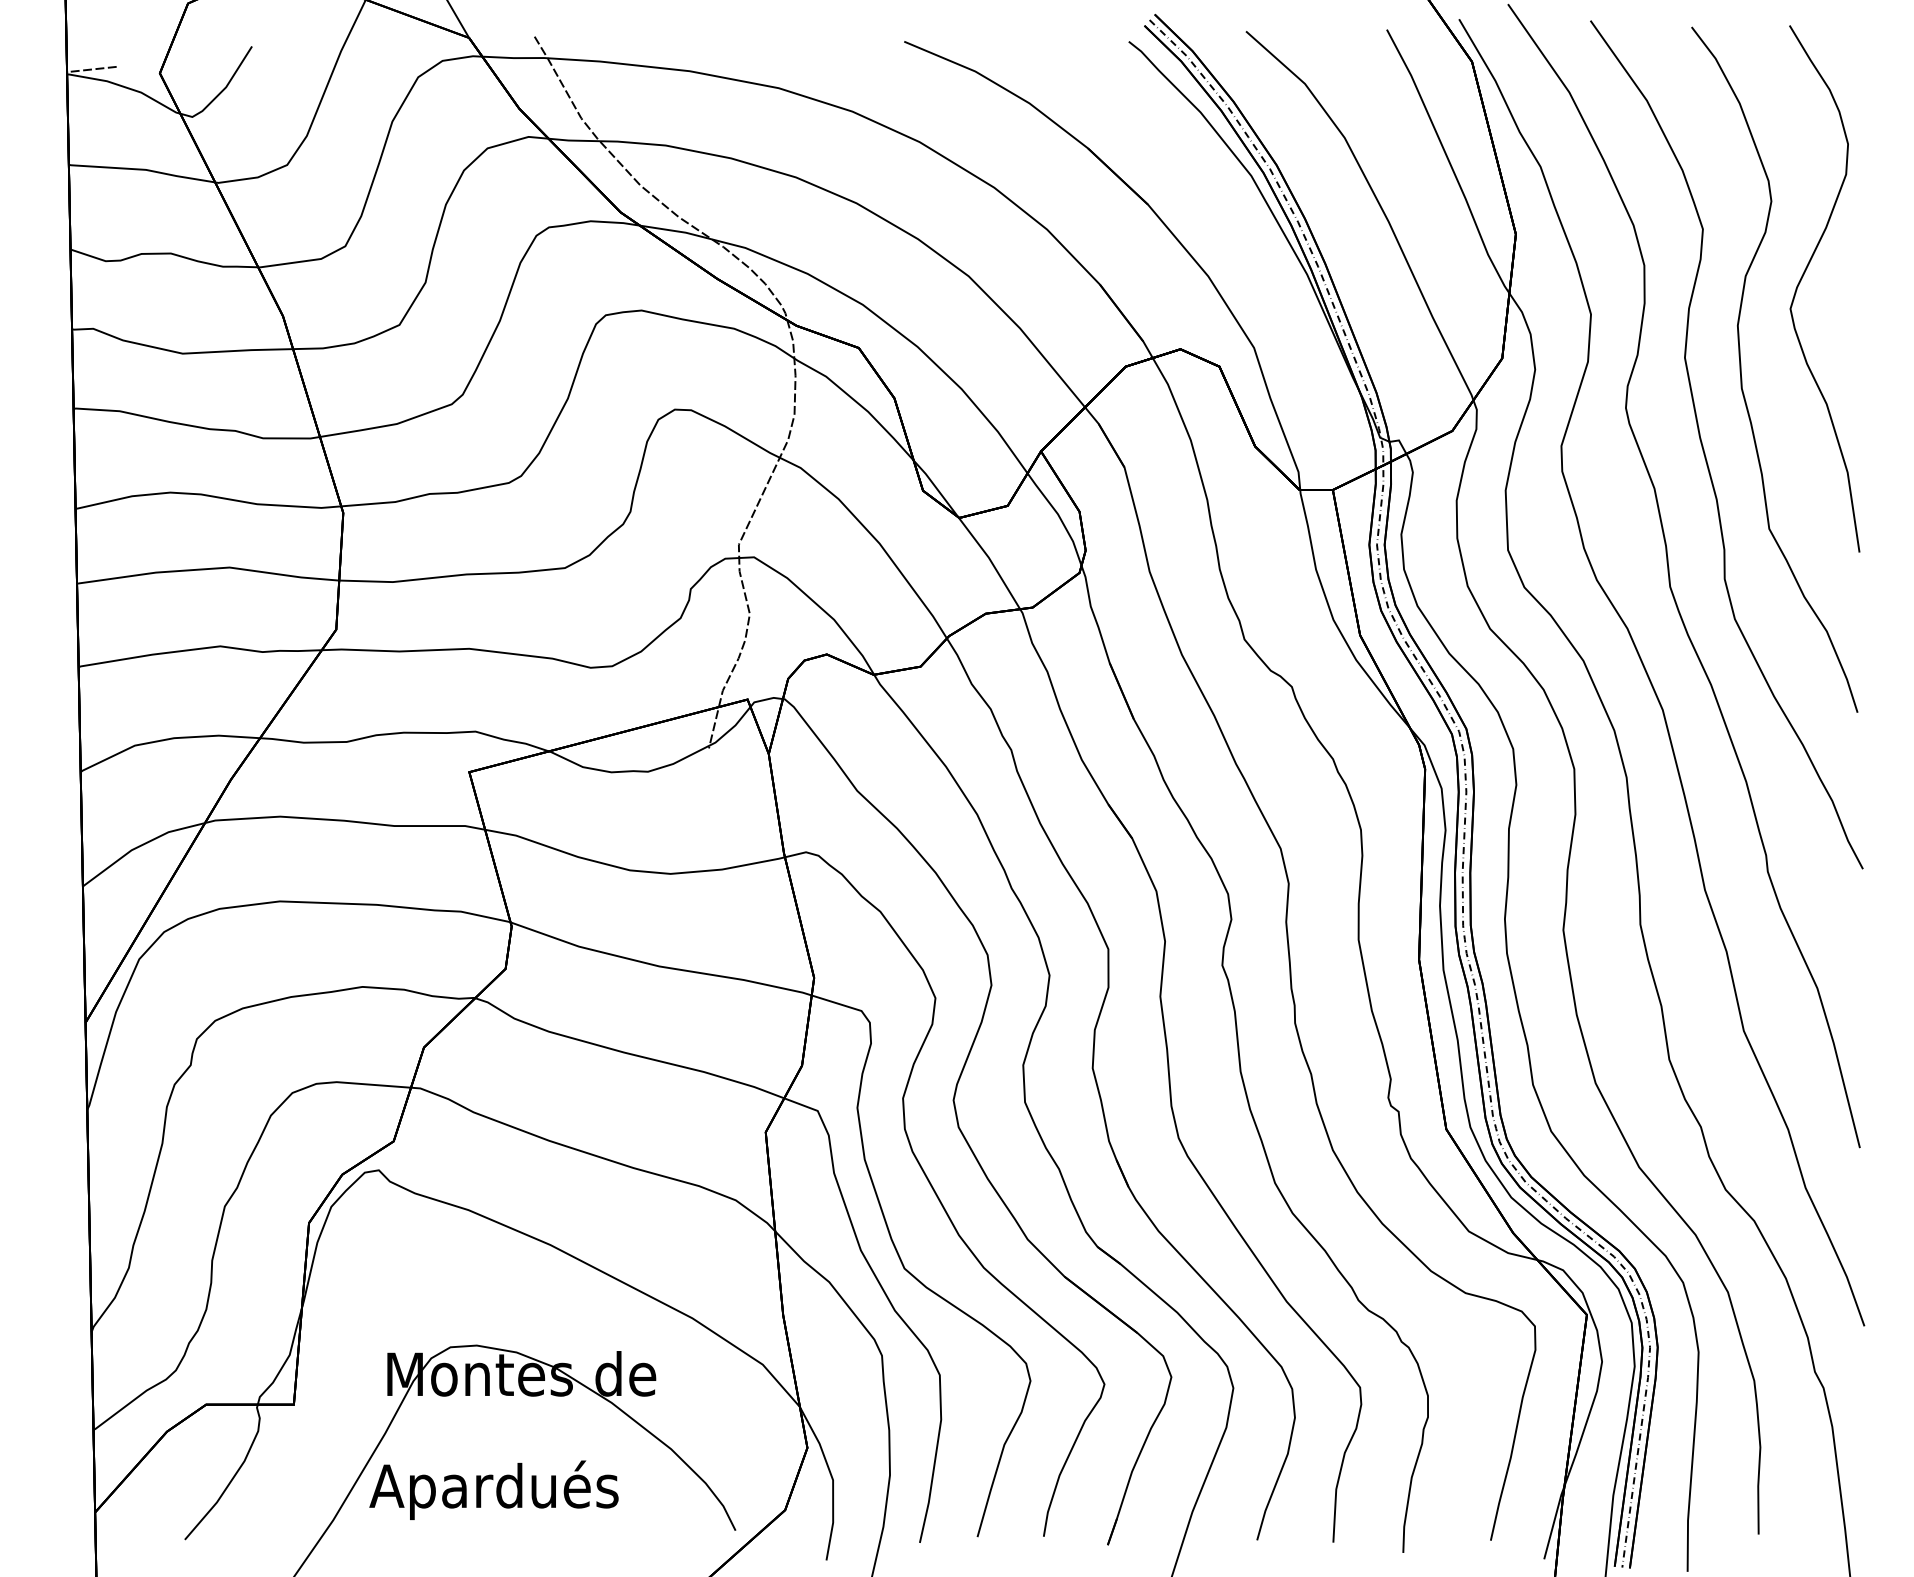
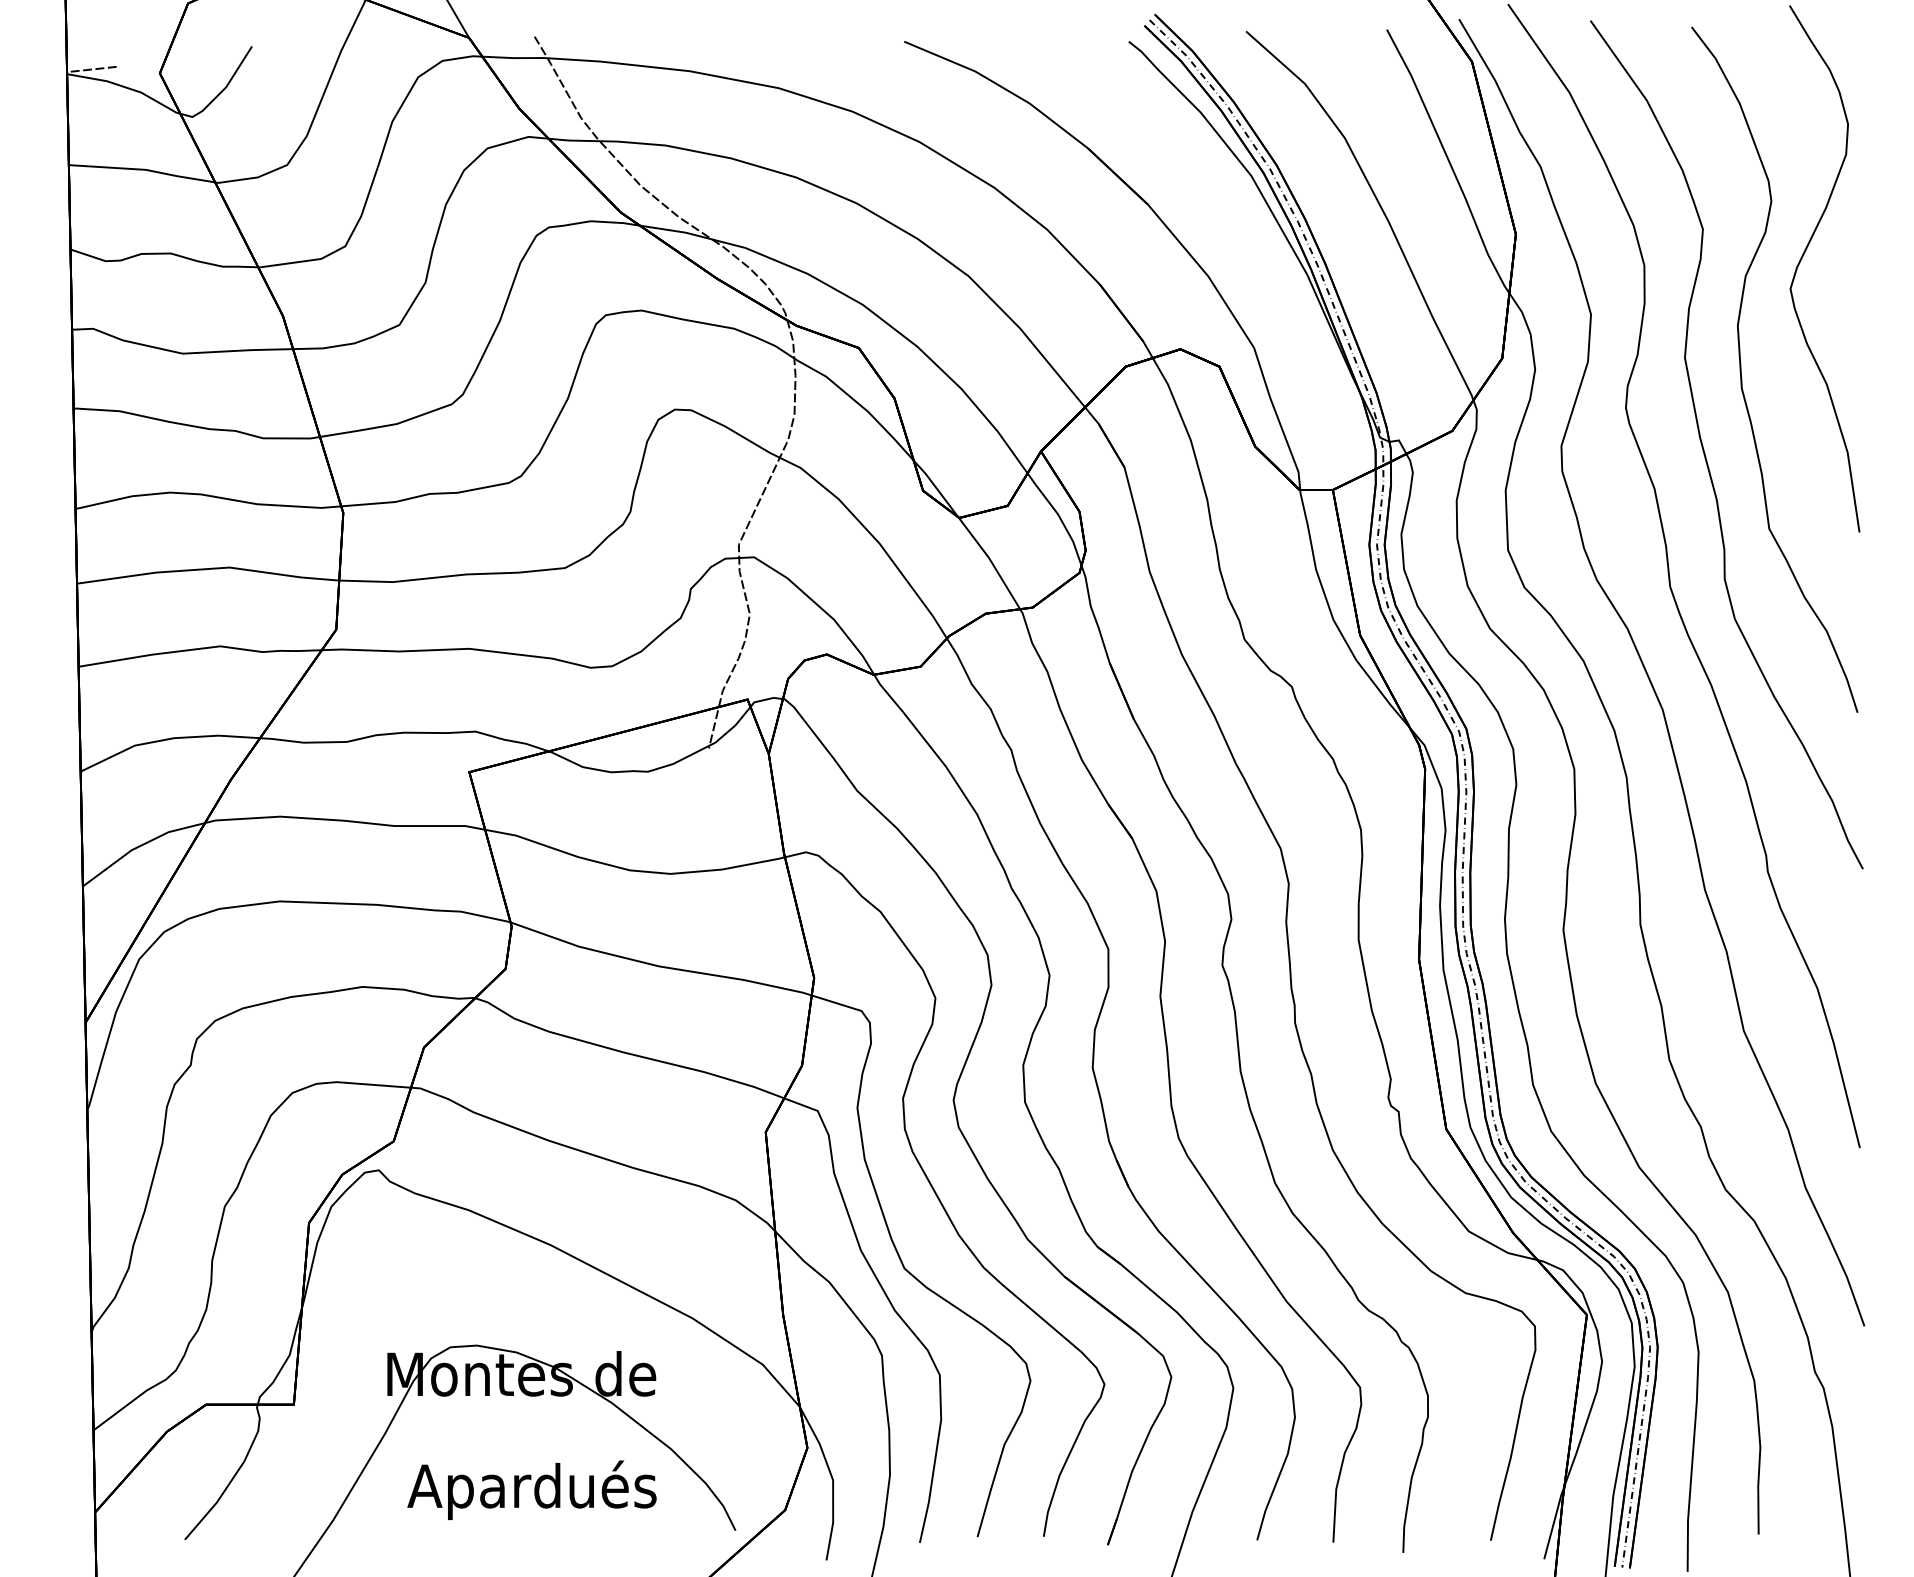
curve position: (1802, 278) -> (1802, 258) (1802, 258)
text position: (493, 1489) -> (531, 1489) (531, 1489)
